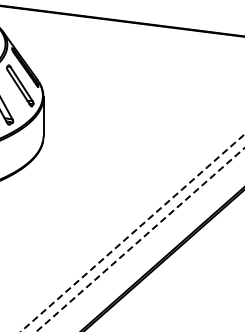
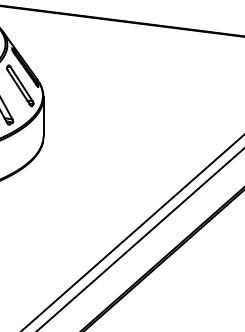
line: dashed -> solid (132, 232)
line: dashed -> solid (140, 239)
